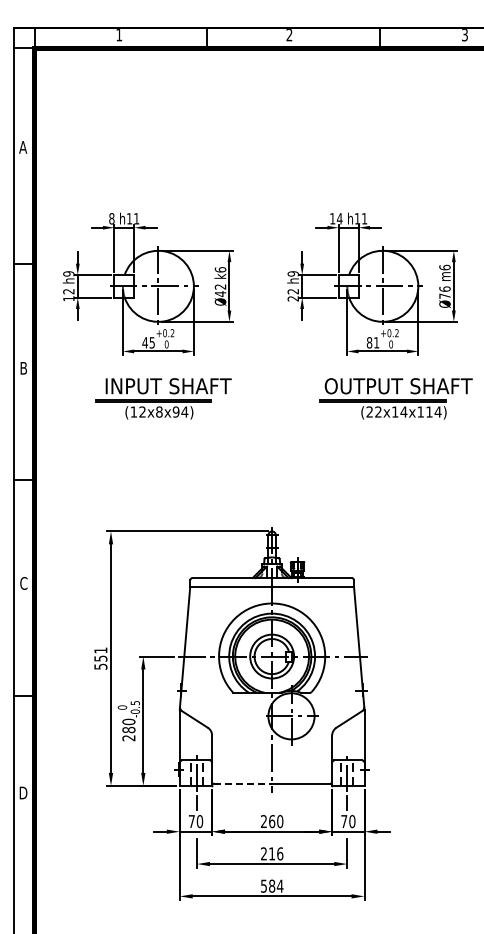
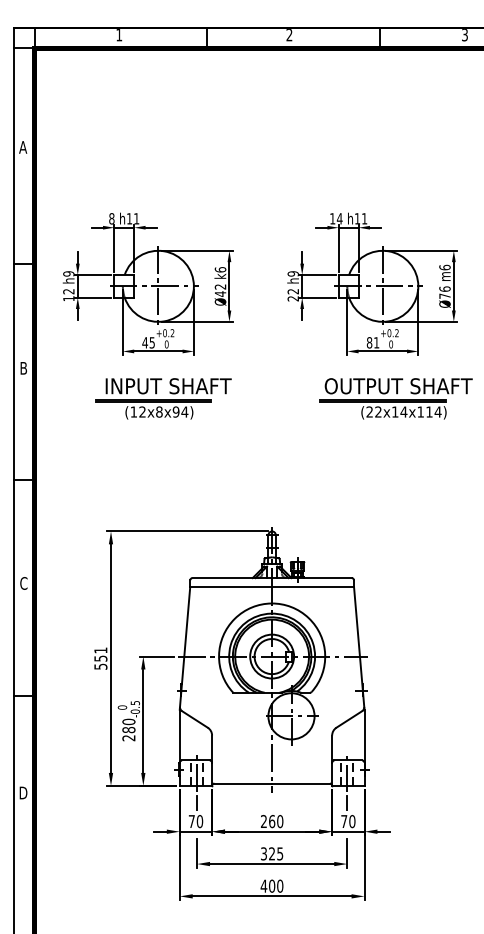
line: dashed -> solid (243, 783)
text: 216 -> 325 (272, 853)
text: 584 -> 400 (271, 885)
